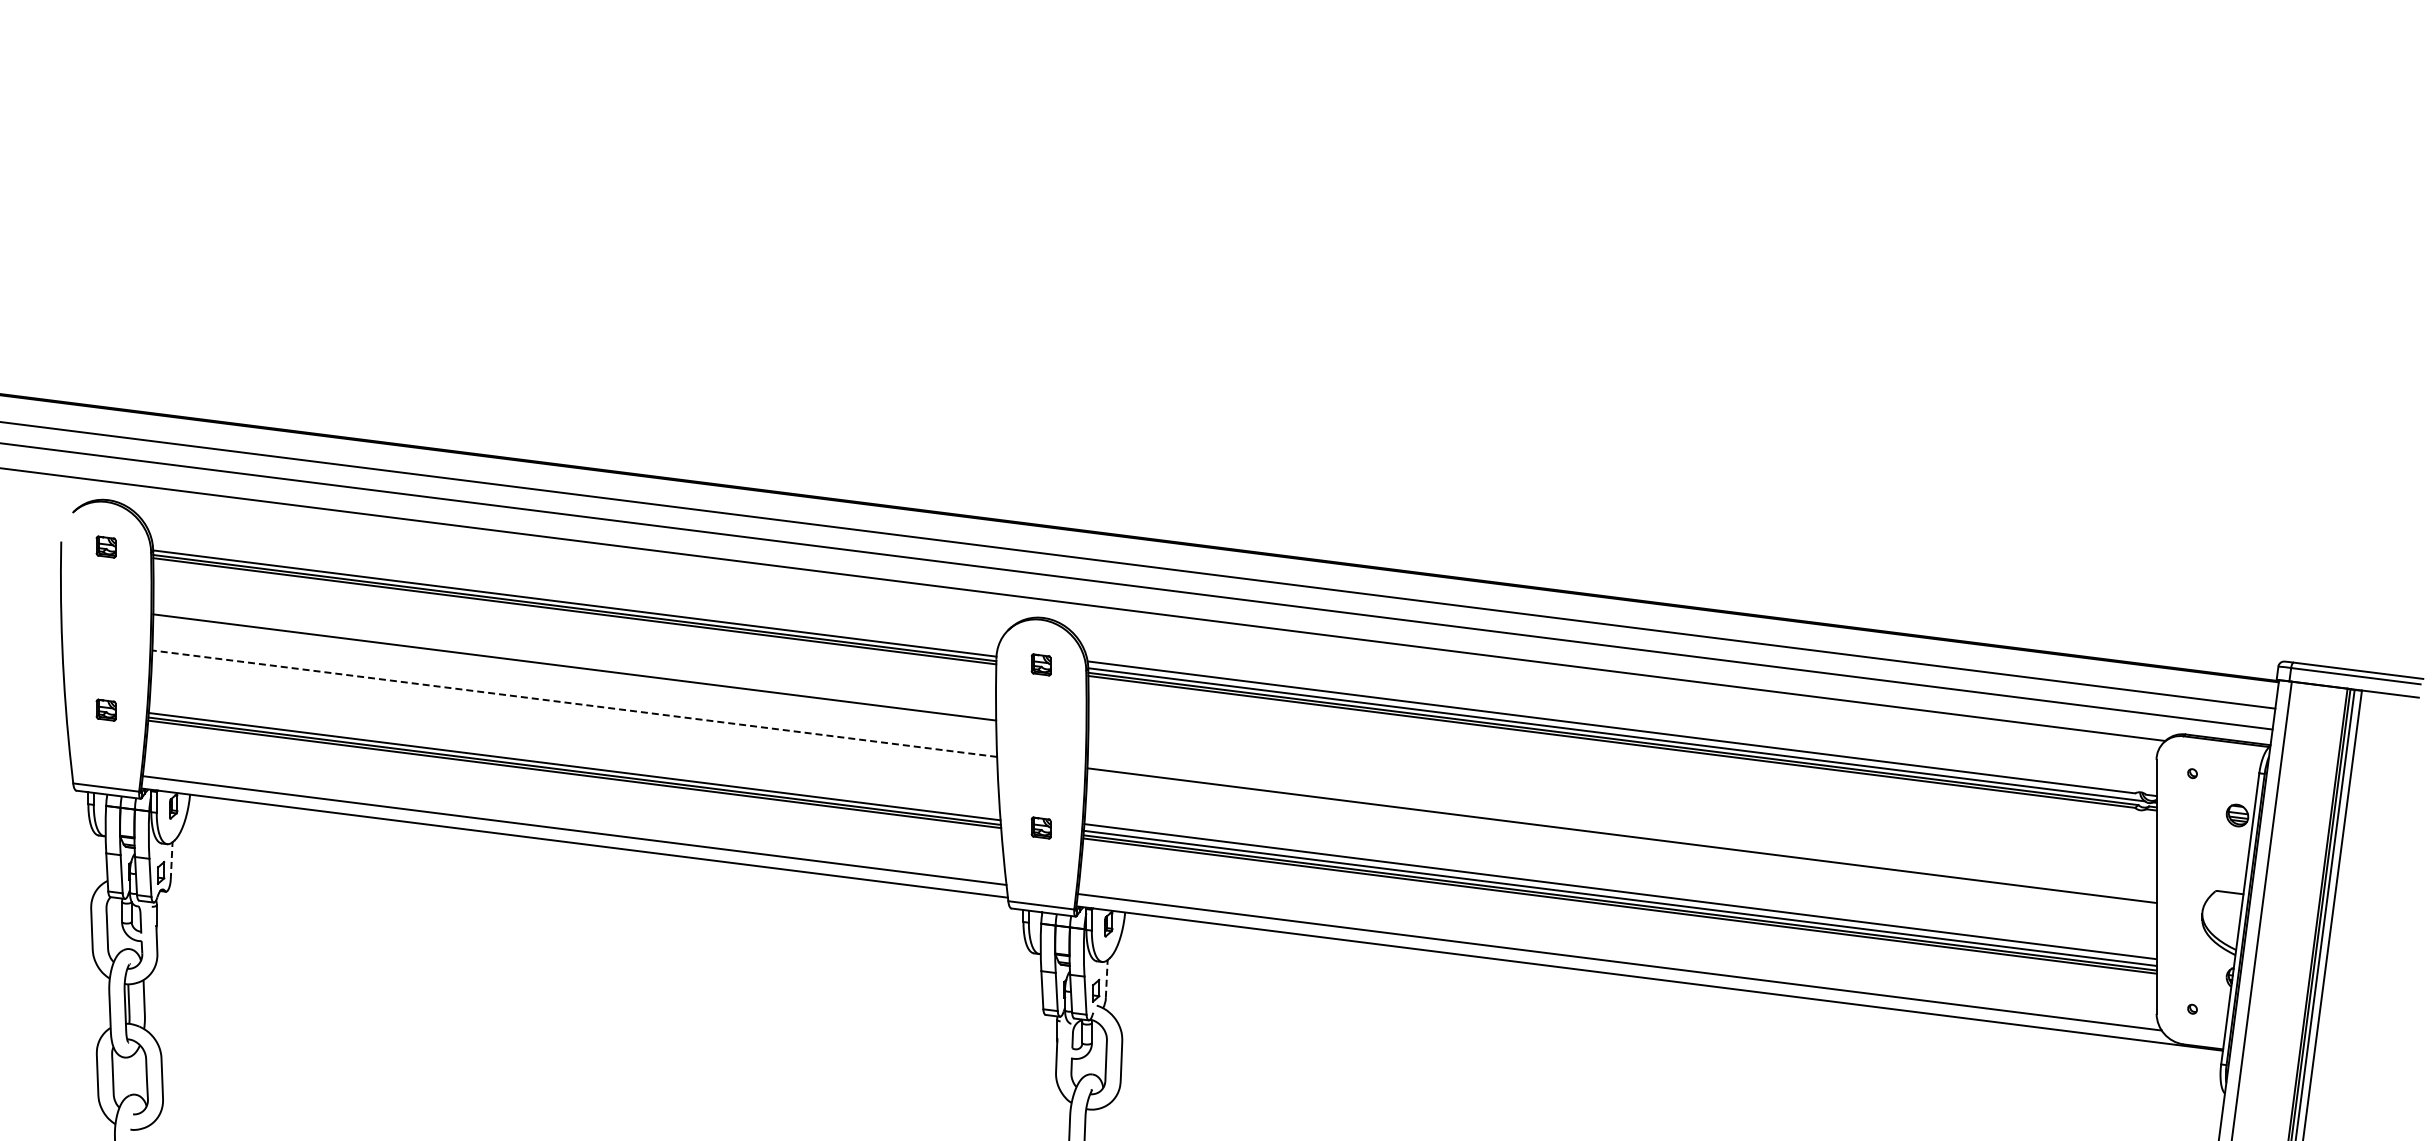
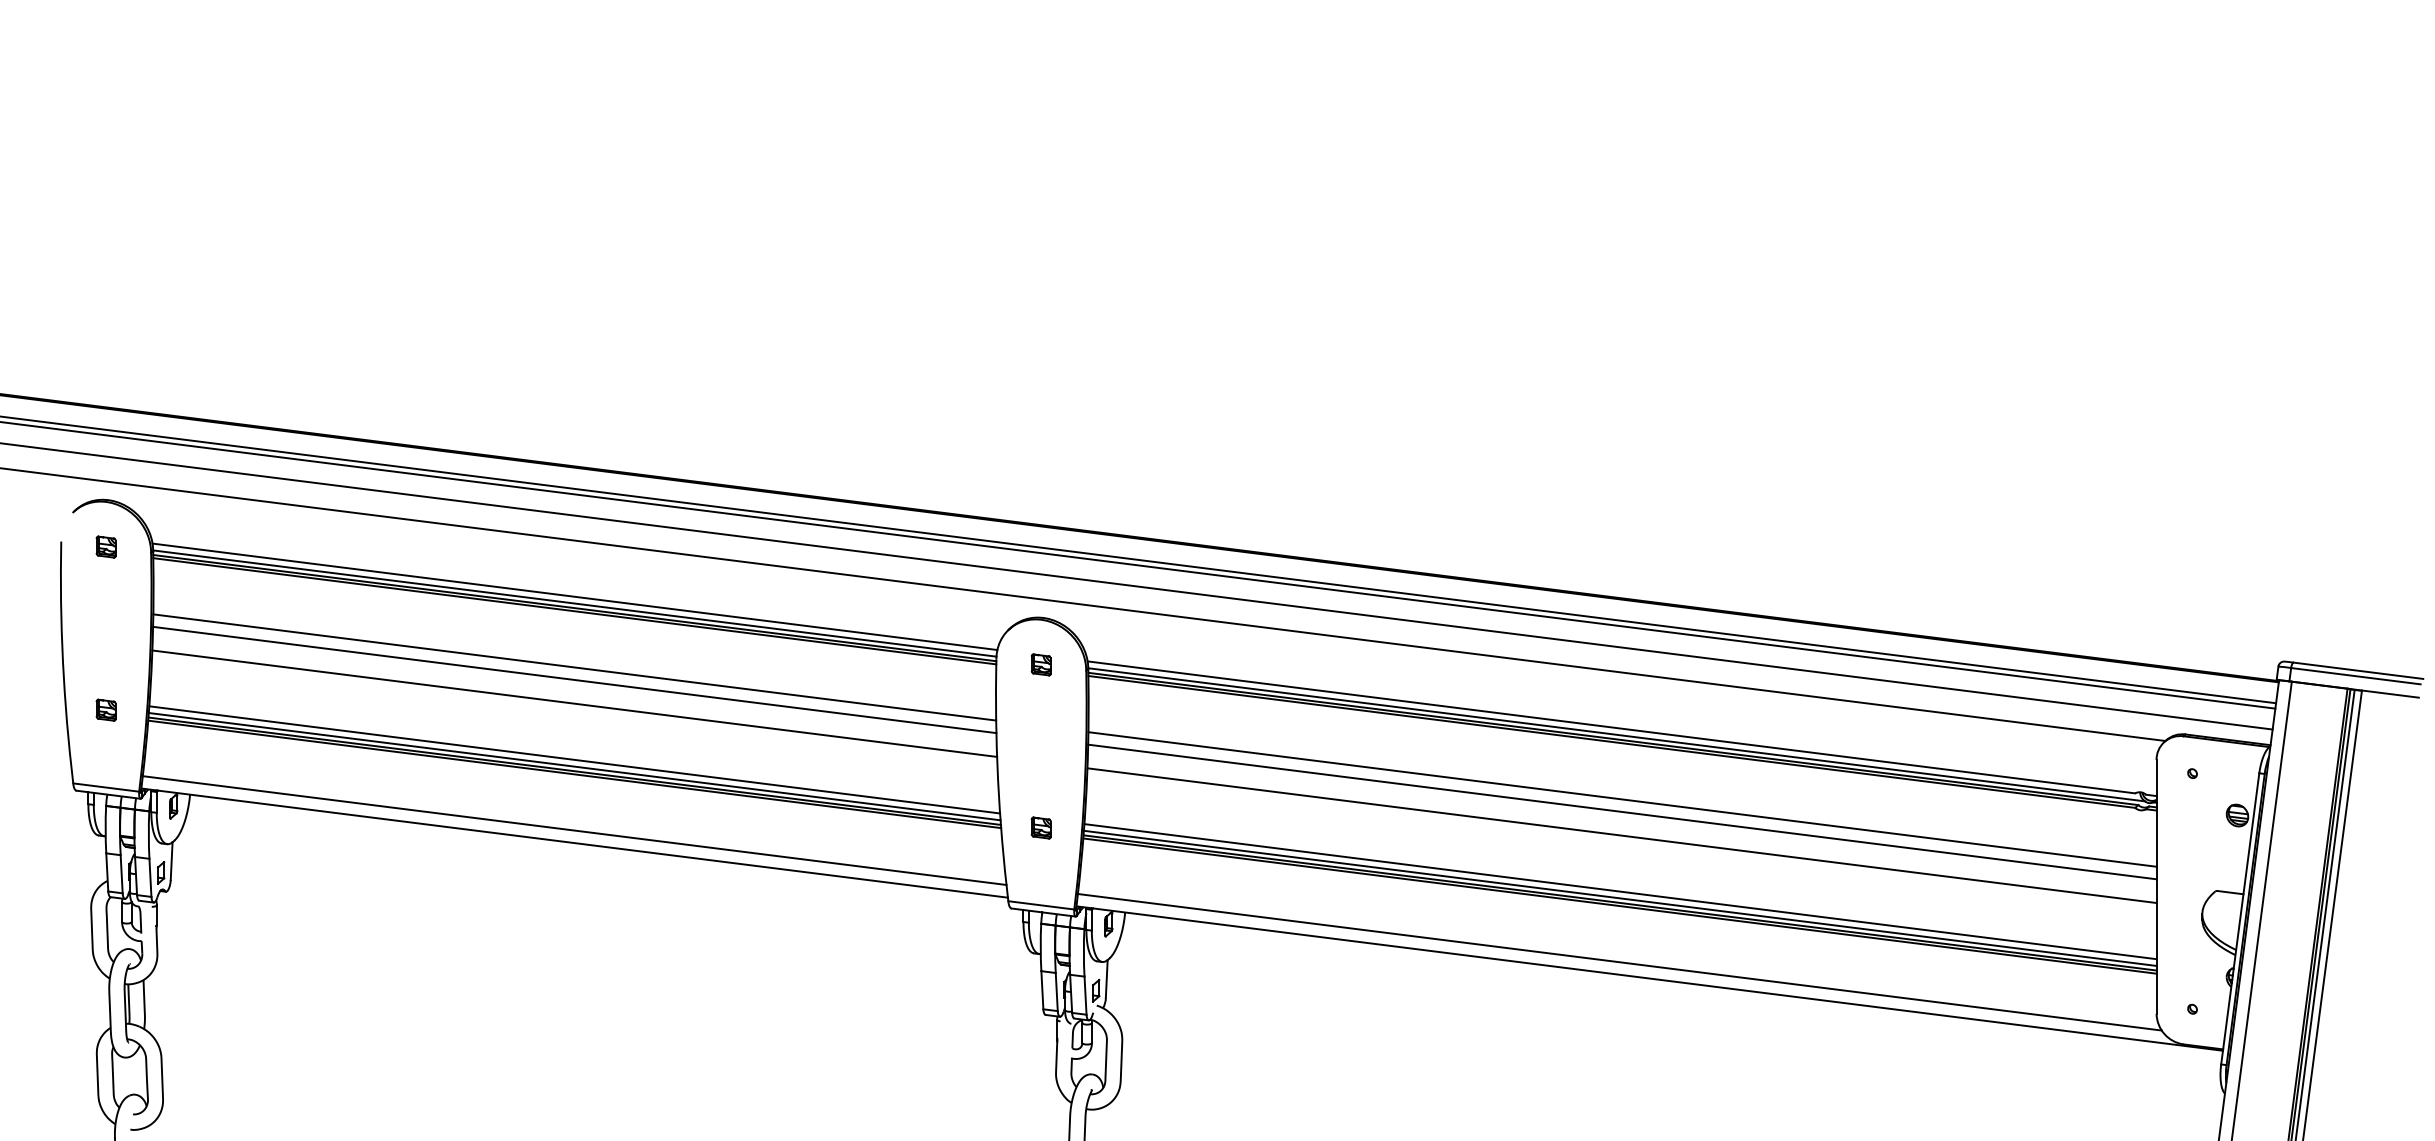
line: none -> present (1139, 559)
line: none -> present (574, 596)
line: none -> present (574, 679)
line: dashed -> solid (574, 703)
line: none -> present (574, 759)
line: none -> present (1622, 799)
line: none -> present (1622, 811)
line: dashed -> solid (171, 861)
line: dashed -> solid (1106, 978)
